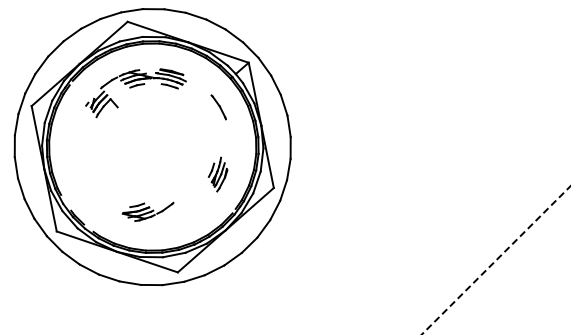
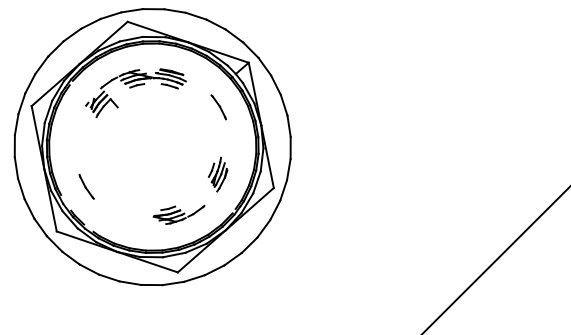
part: none -> present (86, 186)
part position: (147, 211) -> (178, 214) (178, 214)
line: dashed -> solid (495, 260)
